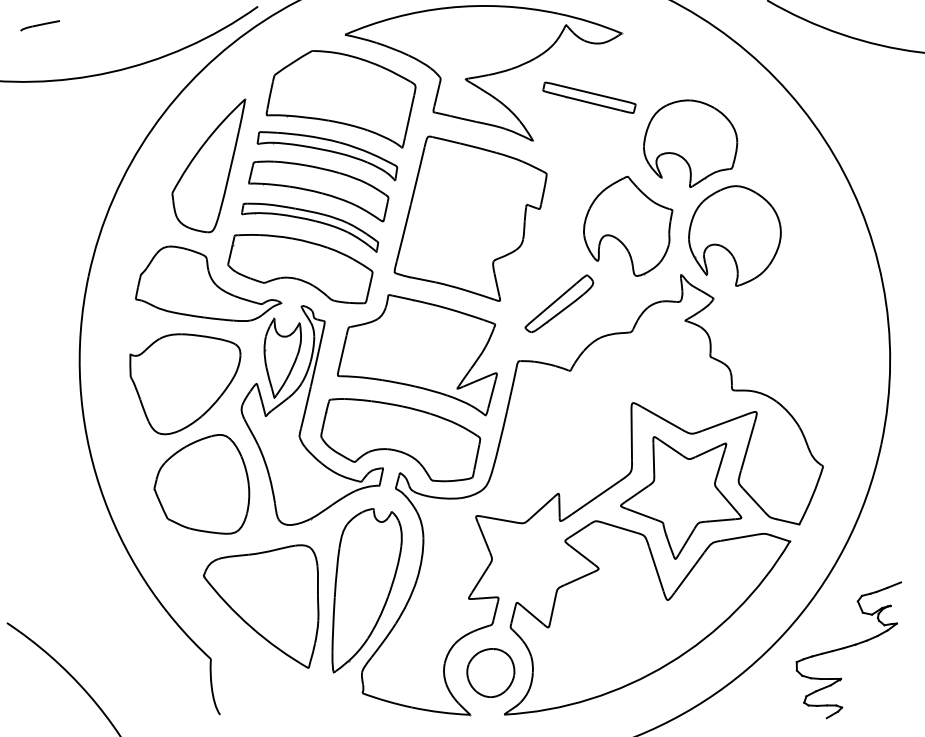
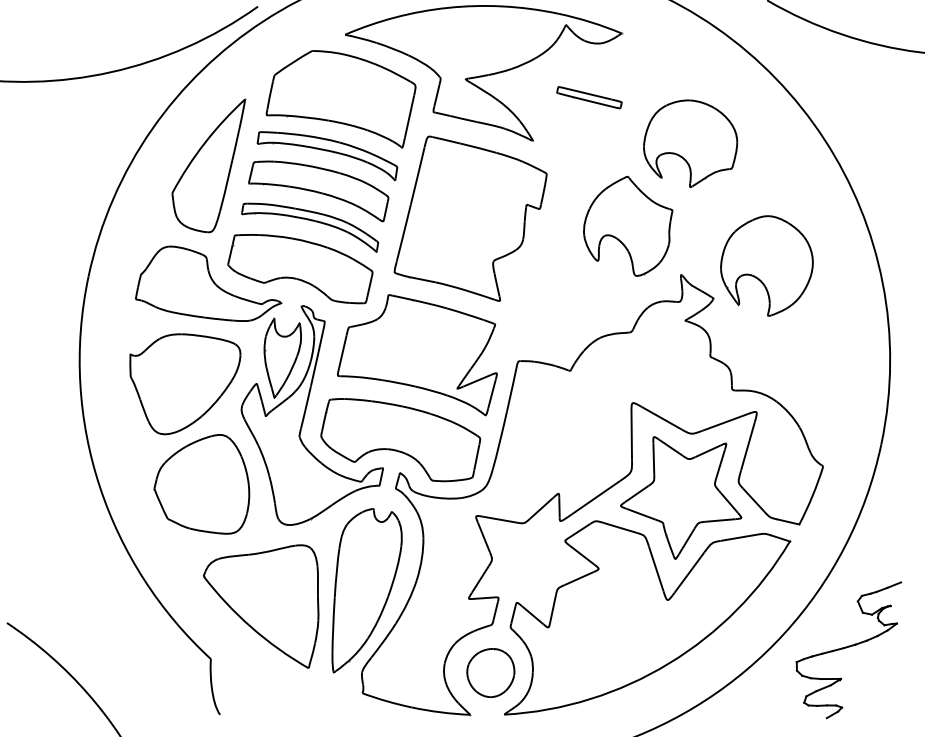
part: present -> none (40, 25)
part size: 95x33 px -> 67x24 px (589, 97)
part position: (734, 235) -> (766, 265) (766, 265)
part: present -> none (559, 303)
